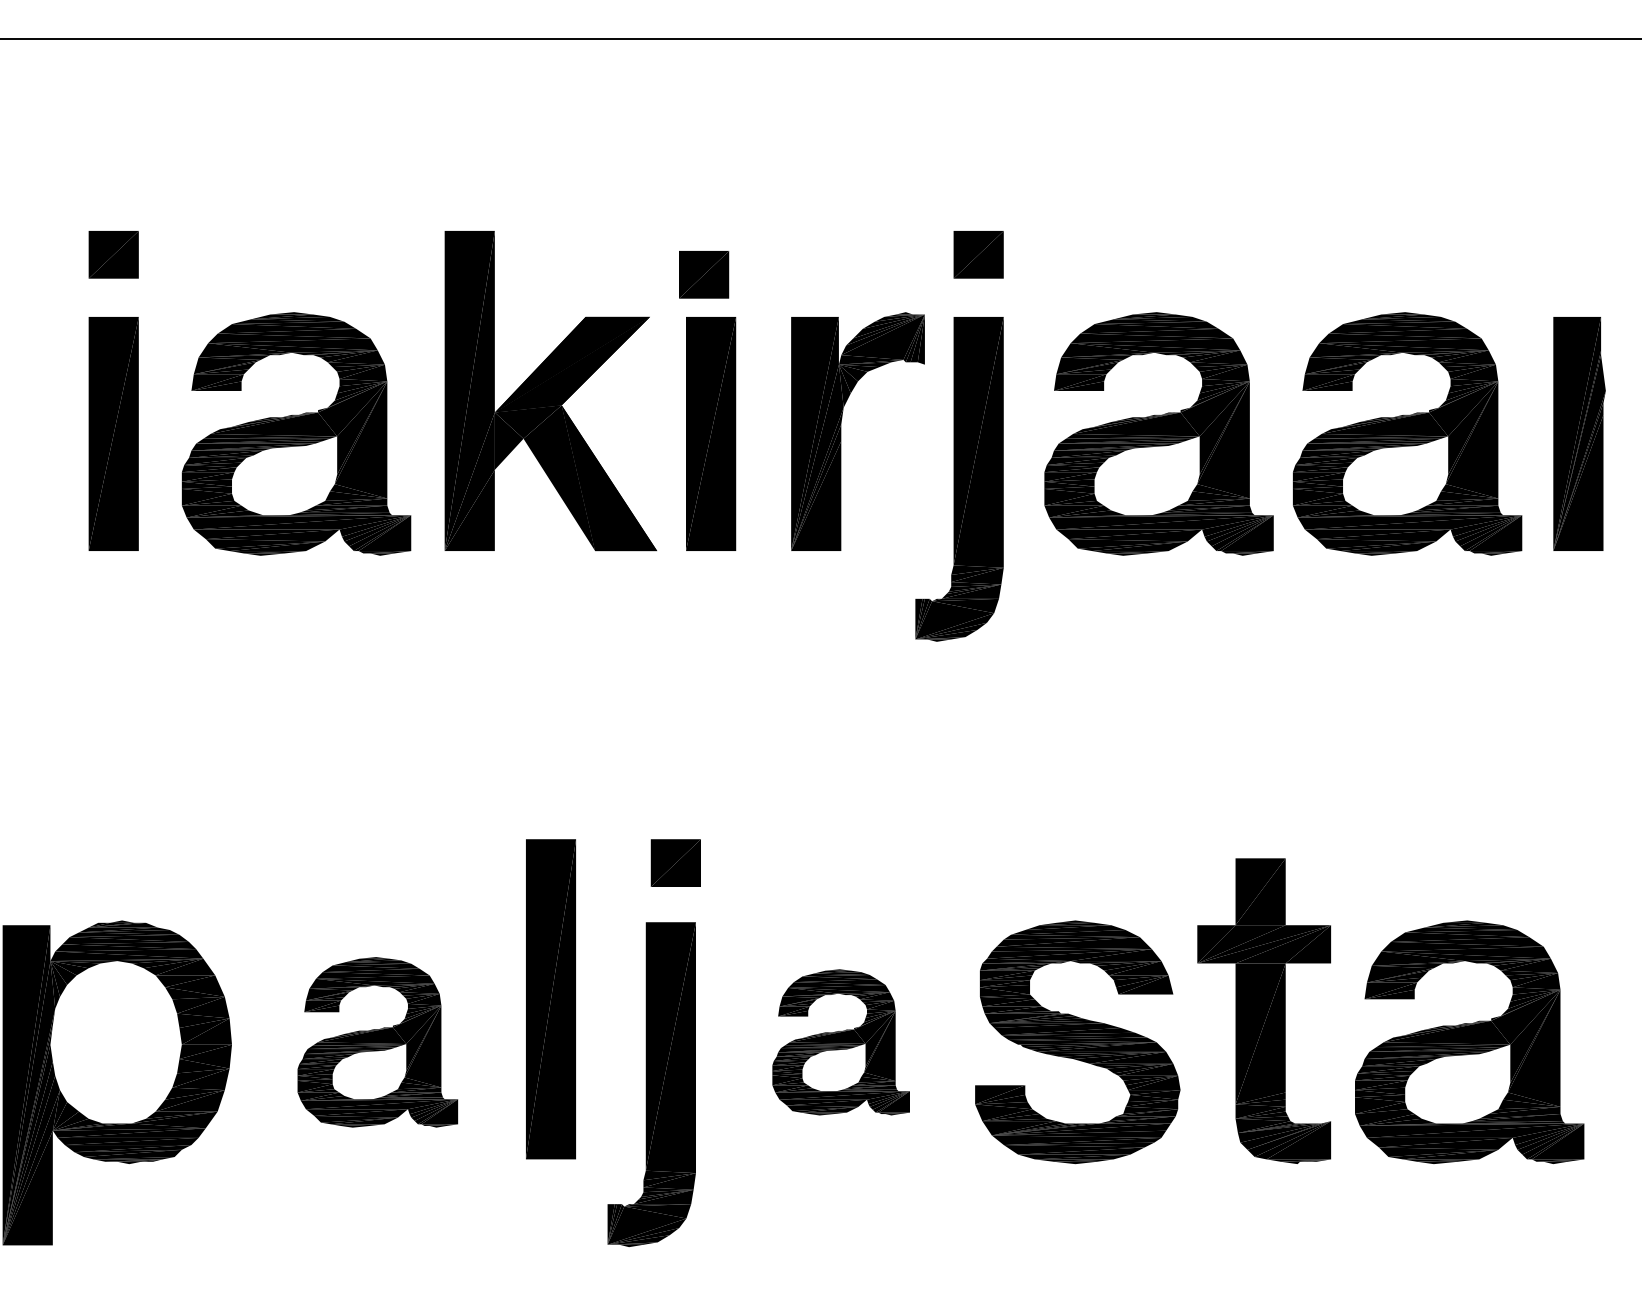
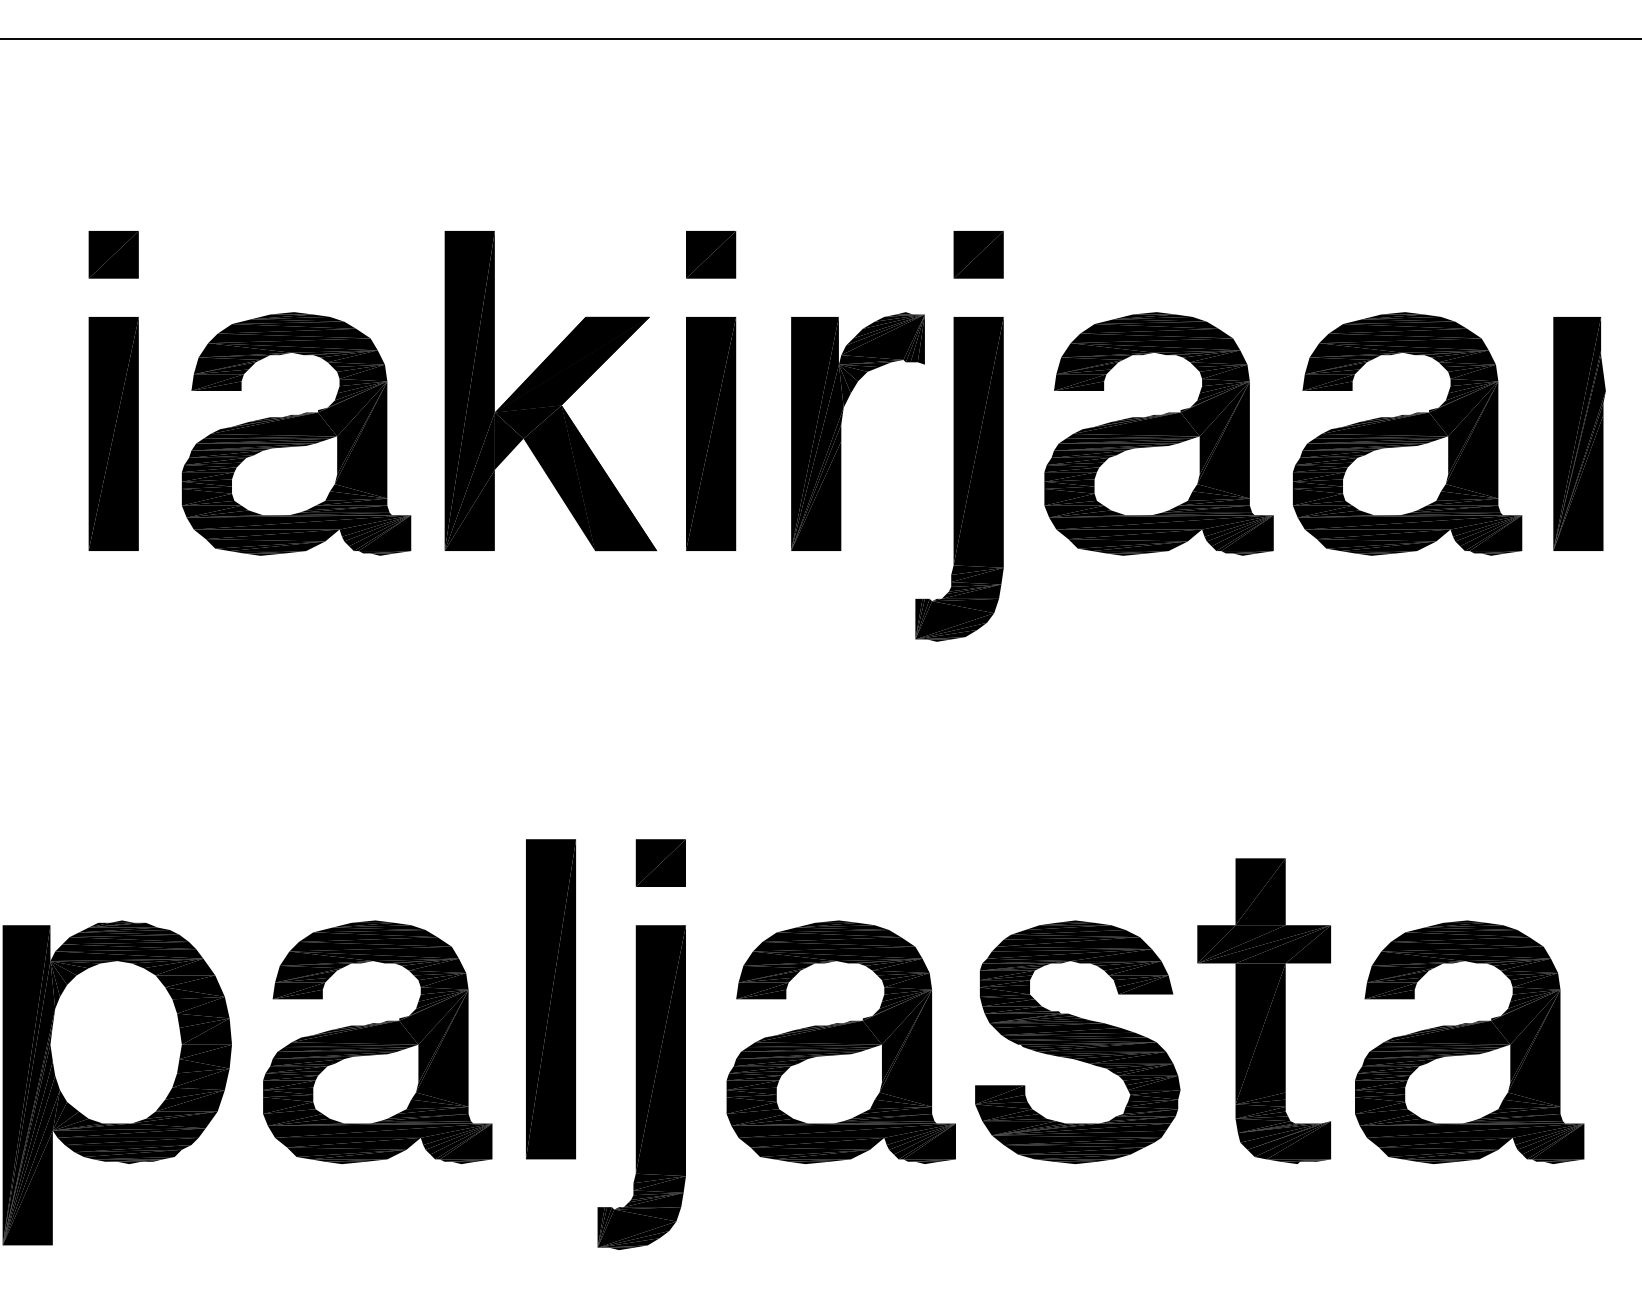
part position: (704, 274) -> (711, 254) (711, 254)
part position: (675, 862) -> (660, 862) (660, 862)
part size: 162x171 px -> 230x245 px (377, 1042)
part size: 138x147 px -> 230x245 px (840, 1042)
part position: (651, 1084) -> (641, 1087) (641, 1087)
